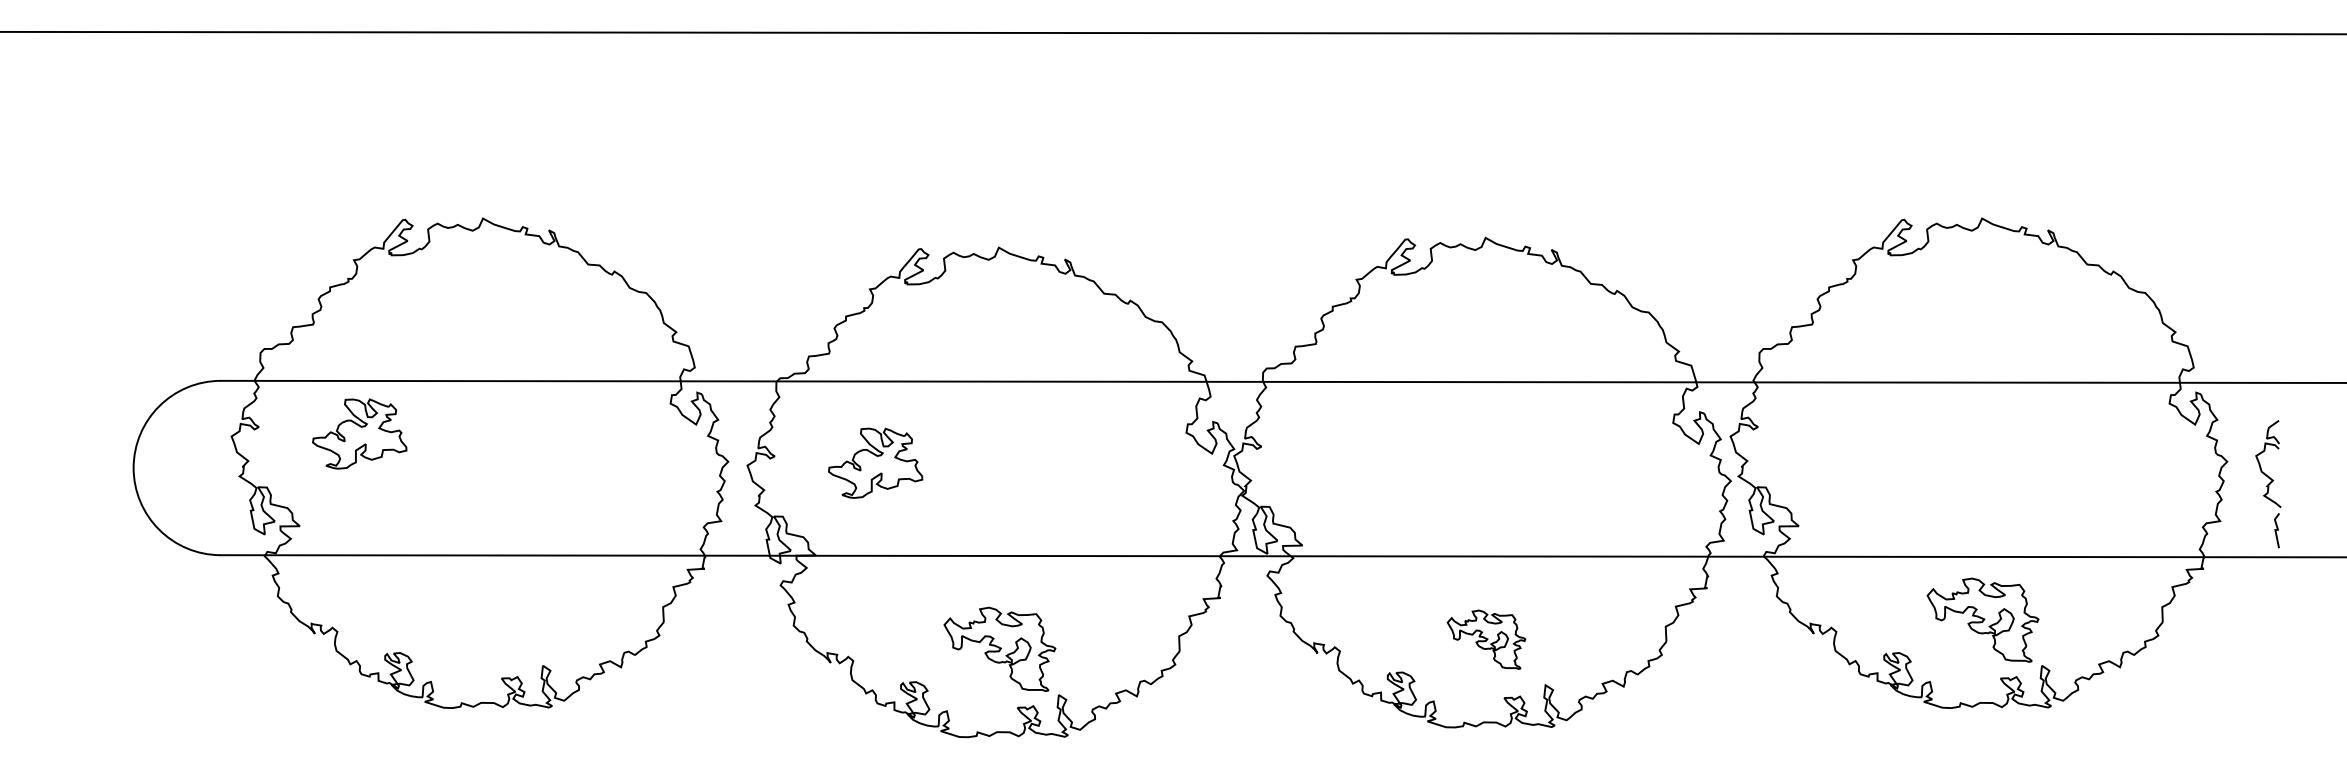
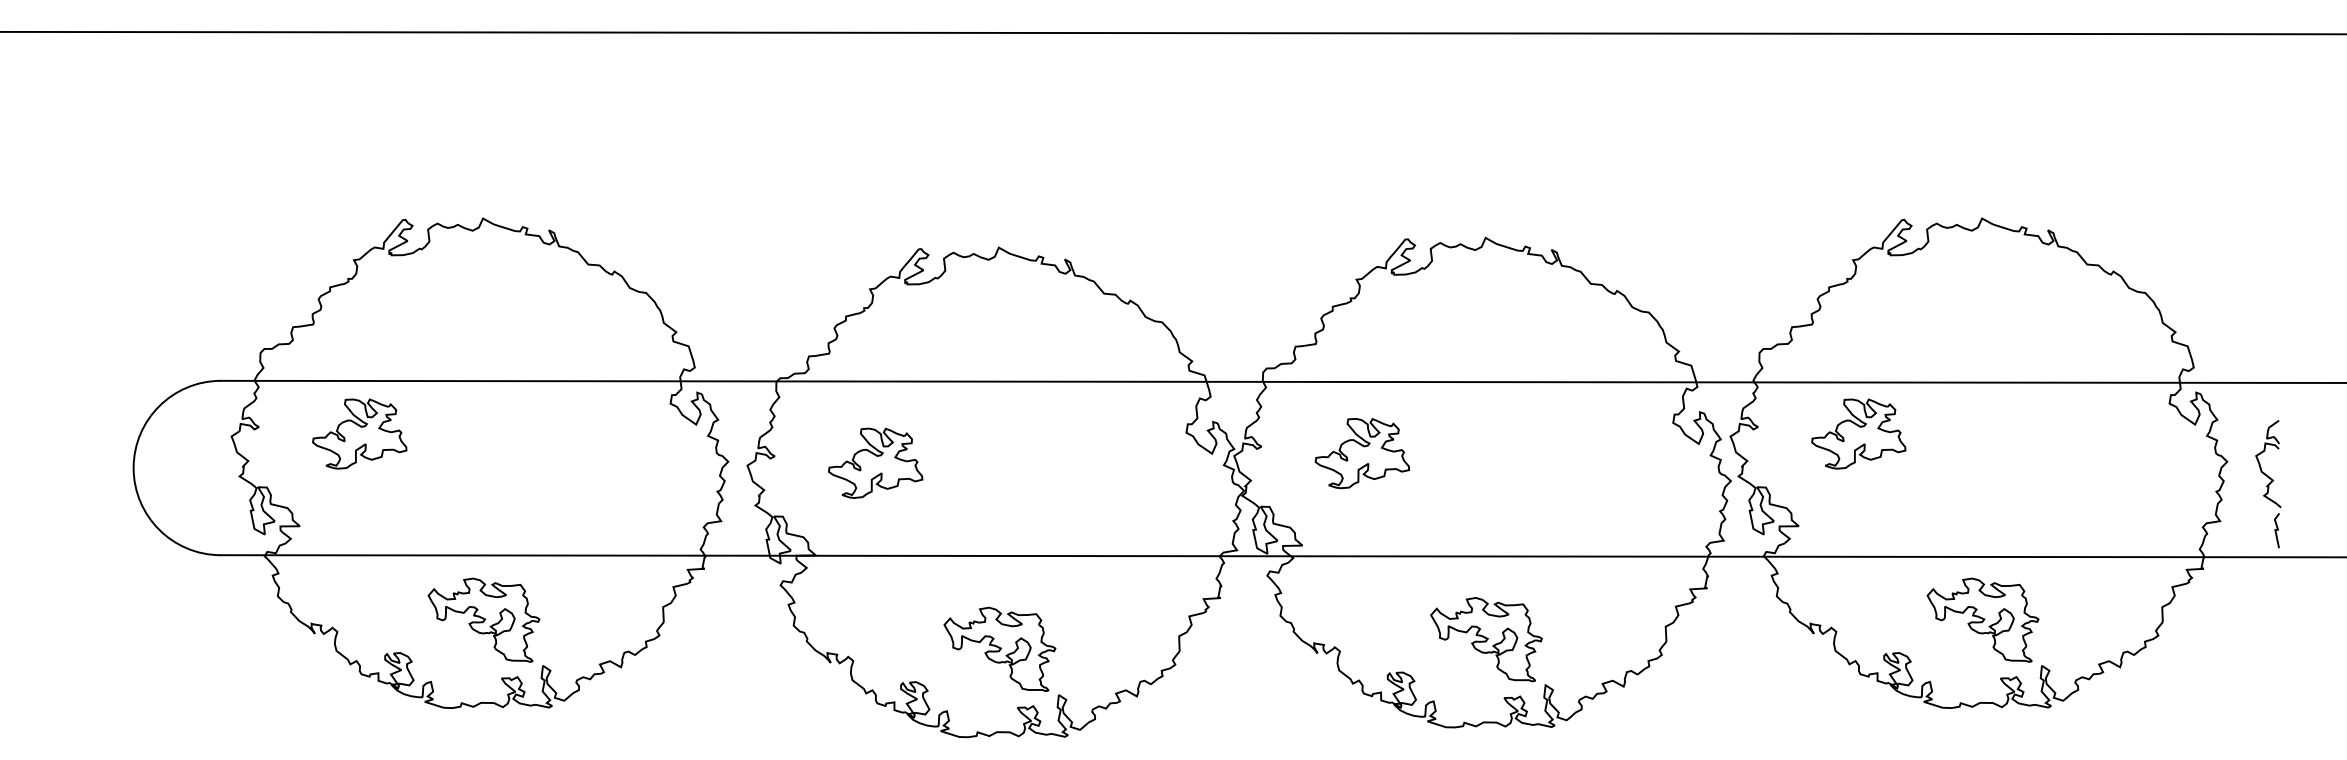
part: none -> present (1858, 433)
part: none -> present (1361, 453)
part: none -> present (483, 619)
part size: 81x61 px -> 113x86 px (1486, 639)
